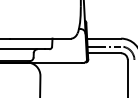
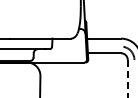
line: present -> none (104, 46)
line: solid -> dashed (127, 78)
